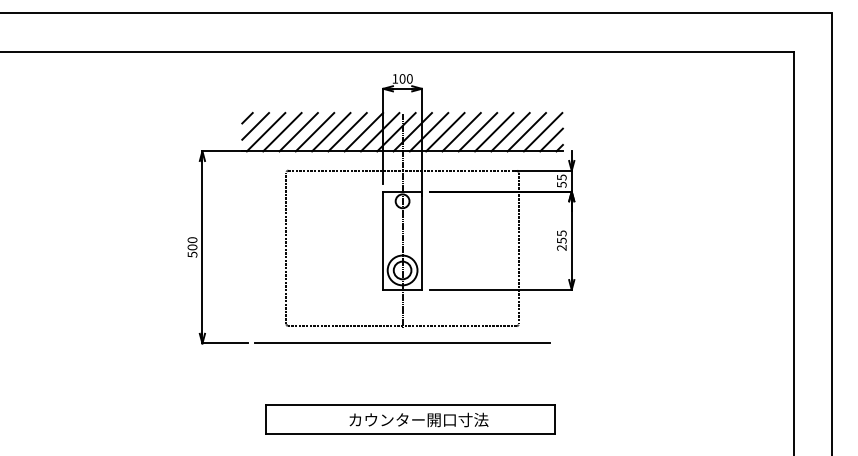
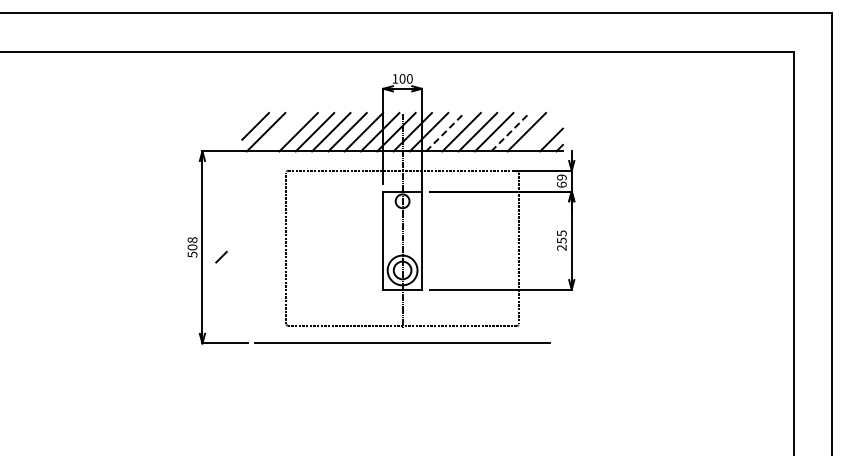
line position: (247, 117) -> (221, 256) (221, 256)
line: solid -> dashed (445, 131)
line: solid -> dashed (510, 131)
line: present -> none (282, 132)
line: present -> none (542, 132)
text: 55 -> 69 (561, 180)
text: 500 -> 508 (192, 240)
part: present -> none (410, 419)
